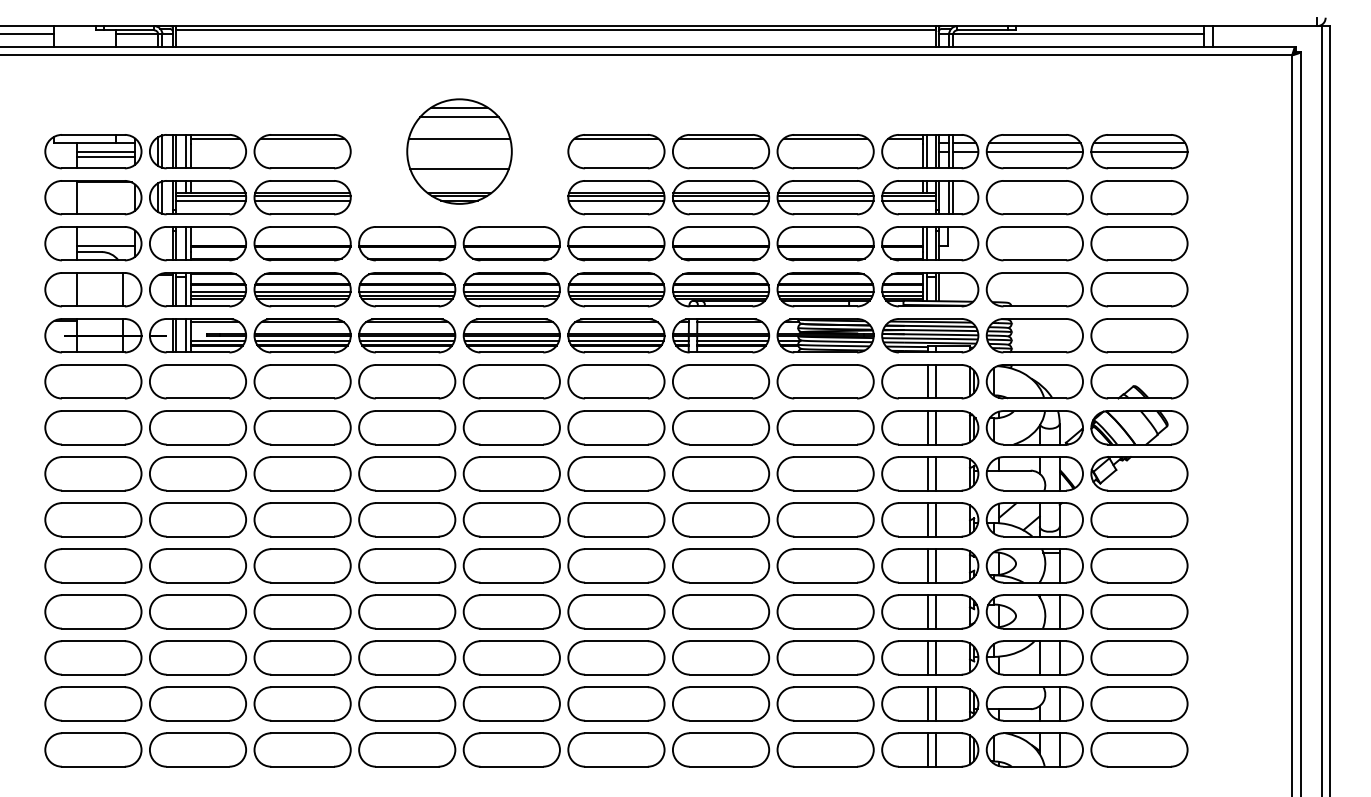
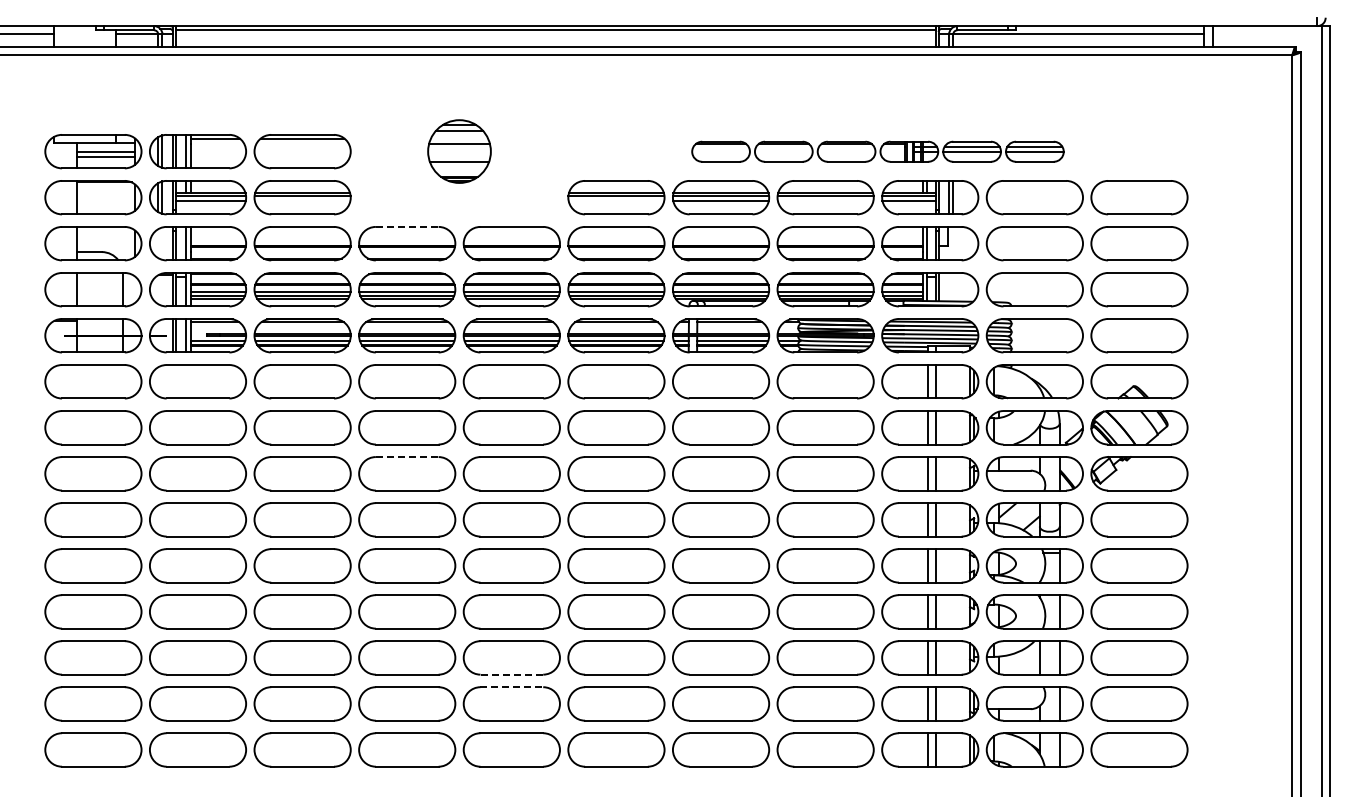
part size: 107x107 px -> 65x65 px (459, 151)
part size: 622x36 px -> 374x23 px (877, 151)
line: present -> none (302, 200)
line: present -> none (616, 200)
line: present -> none (825, 200)
line: solid -> dashed (407, 226)
line: present -> none (105, 245)
line: solid -> dashed (407, 457)
line: solid -> dashed (511, 674)
line: solid -> dashed (512, 687)
